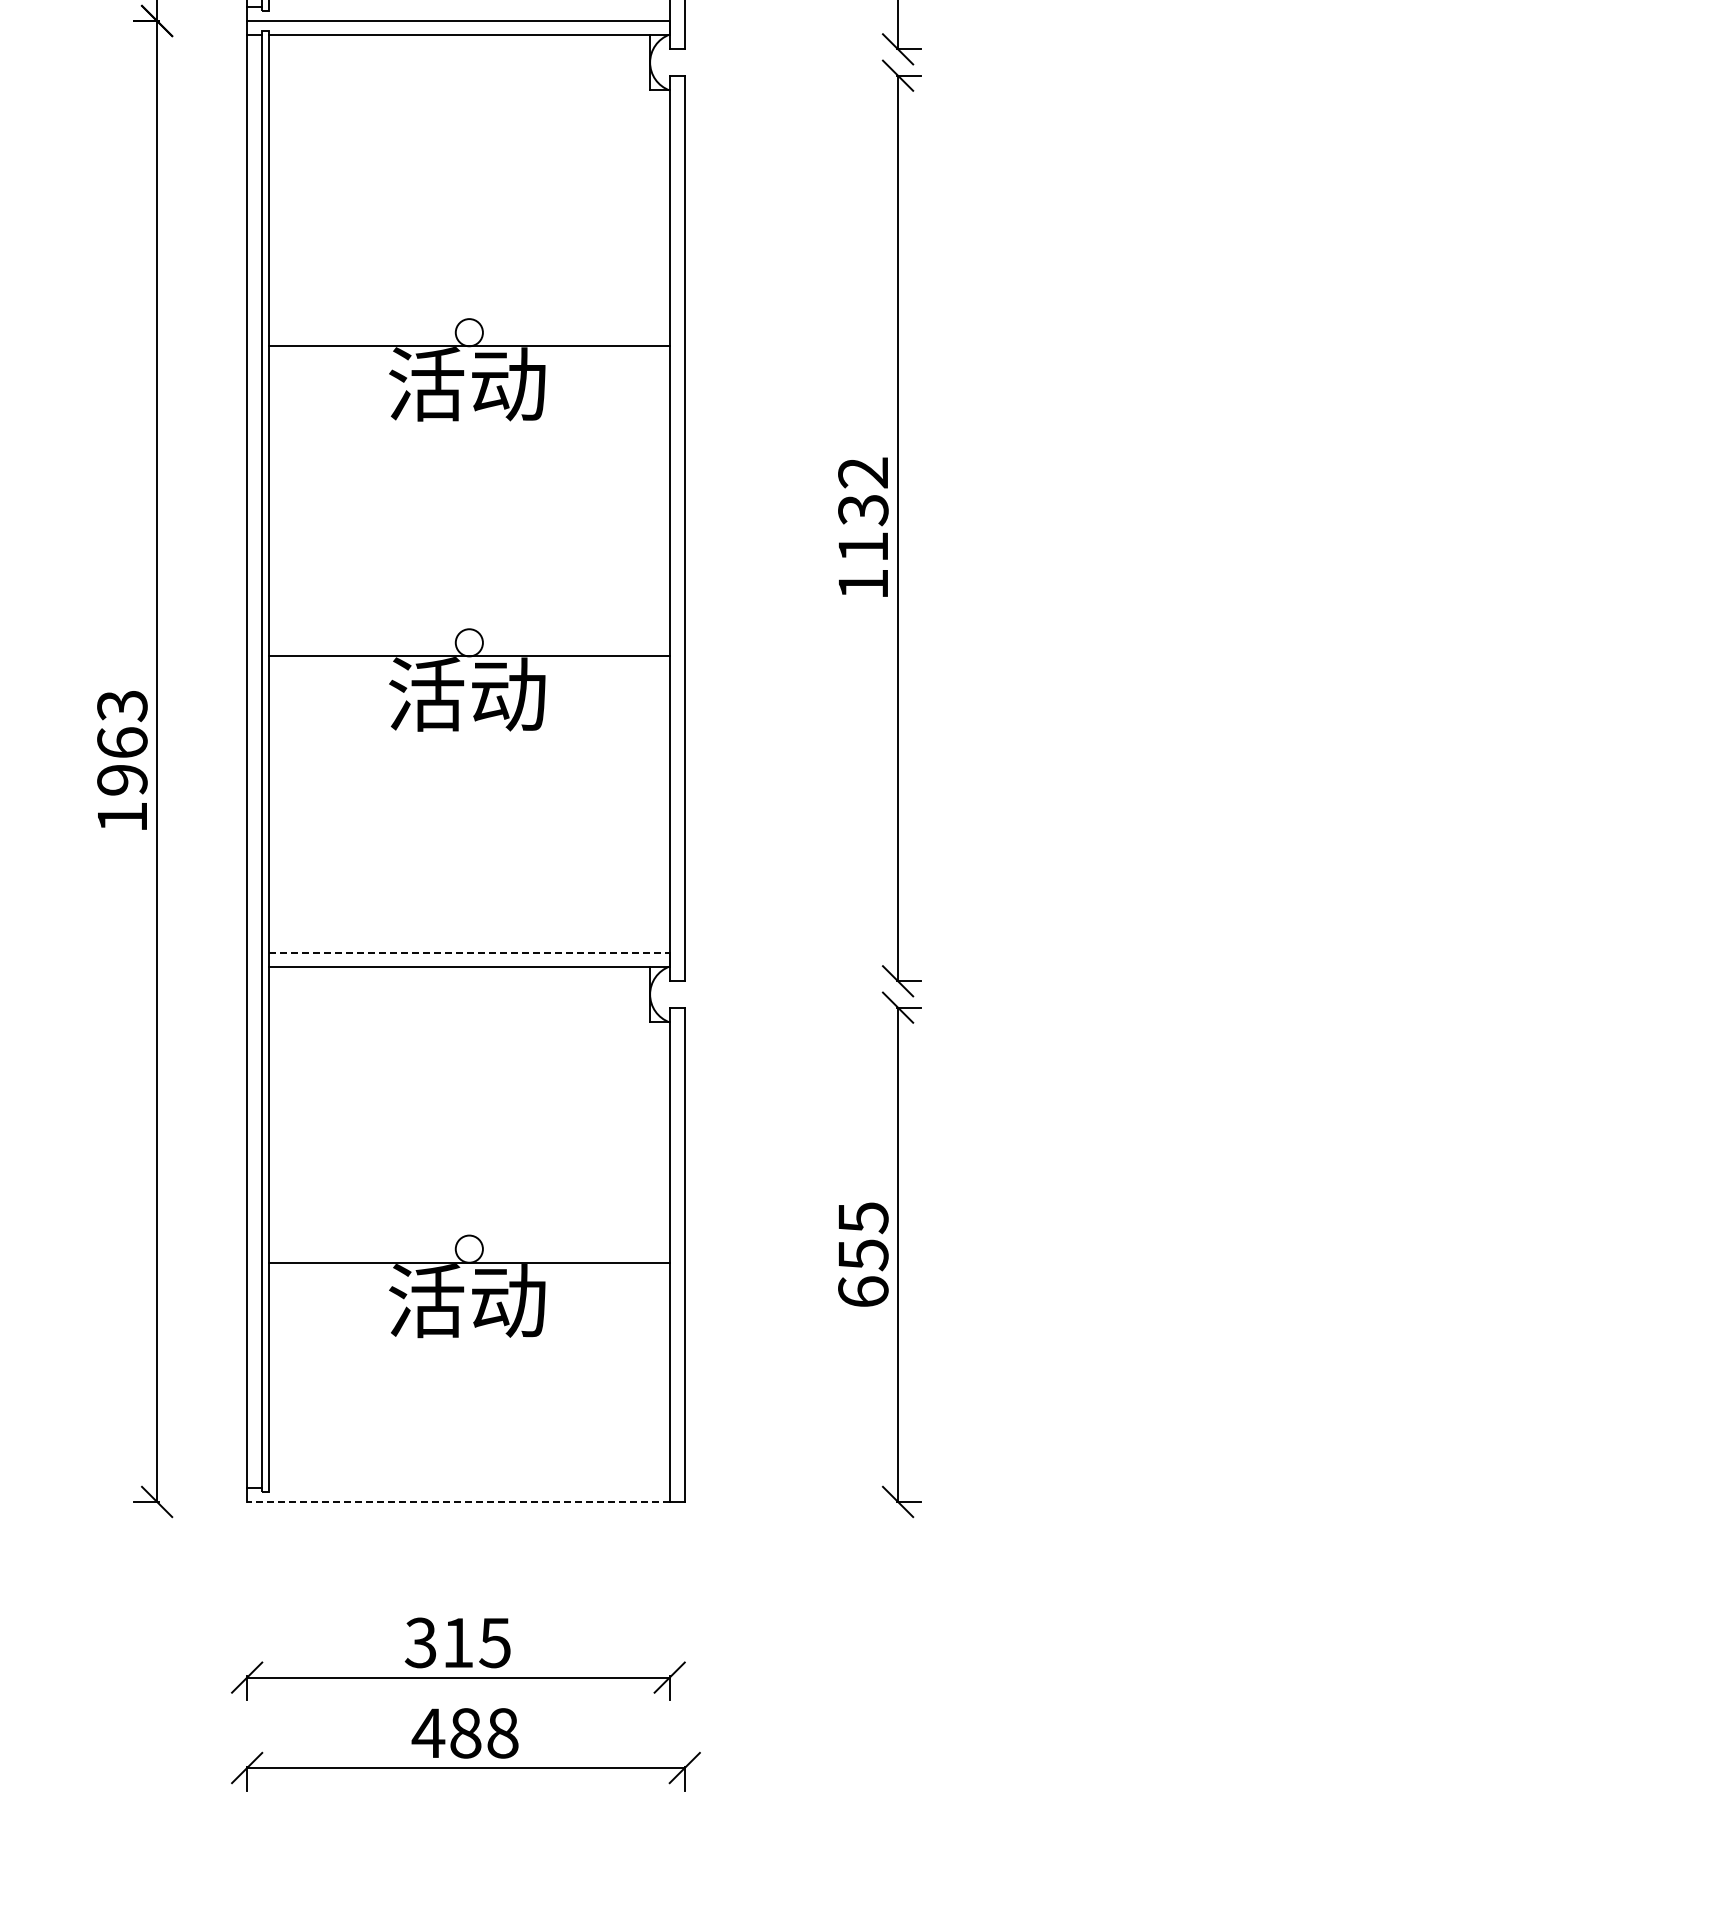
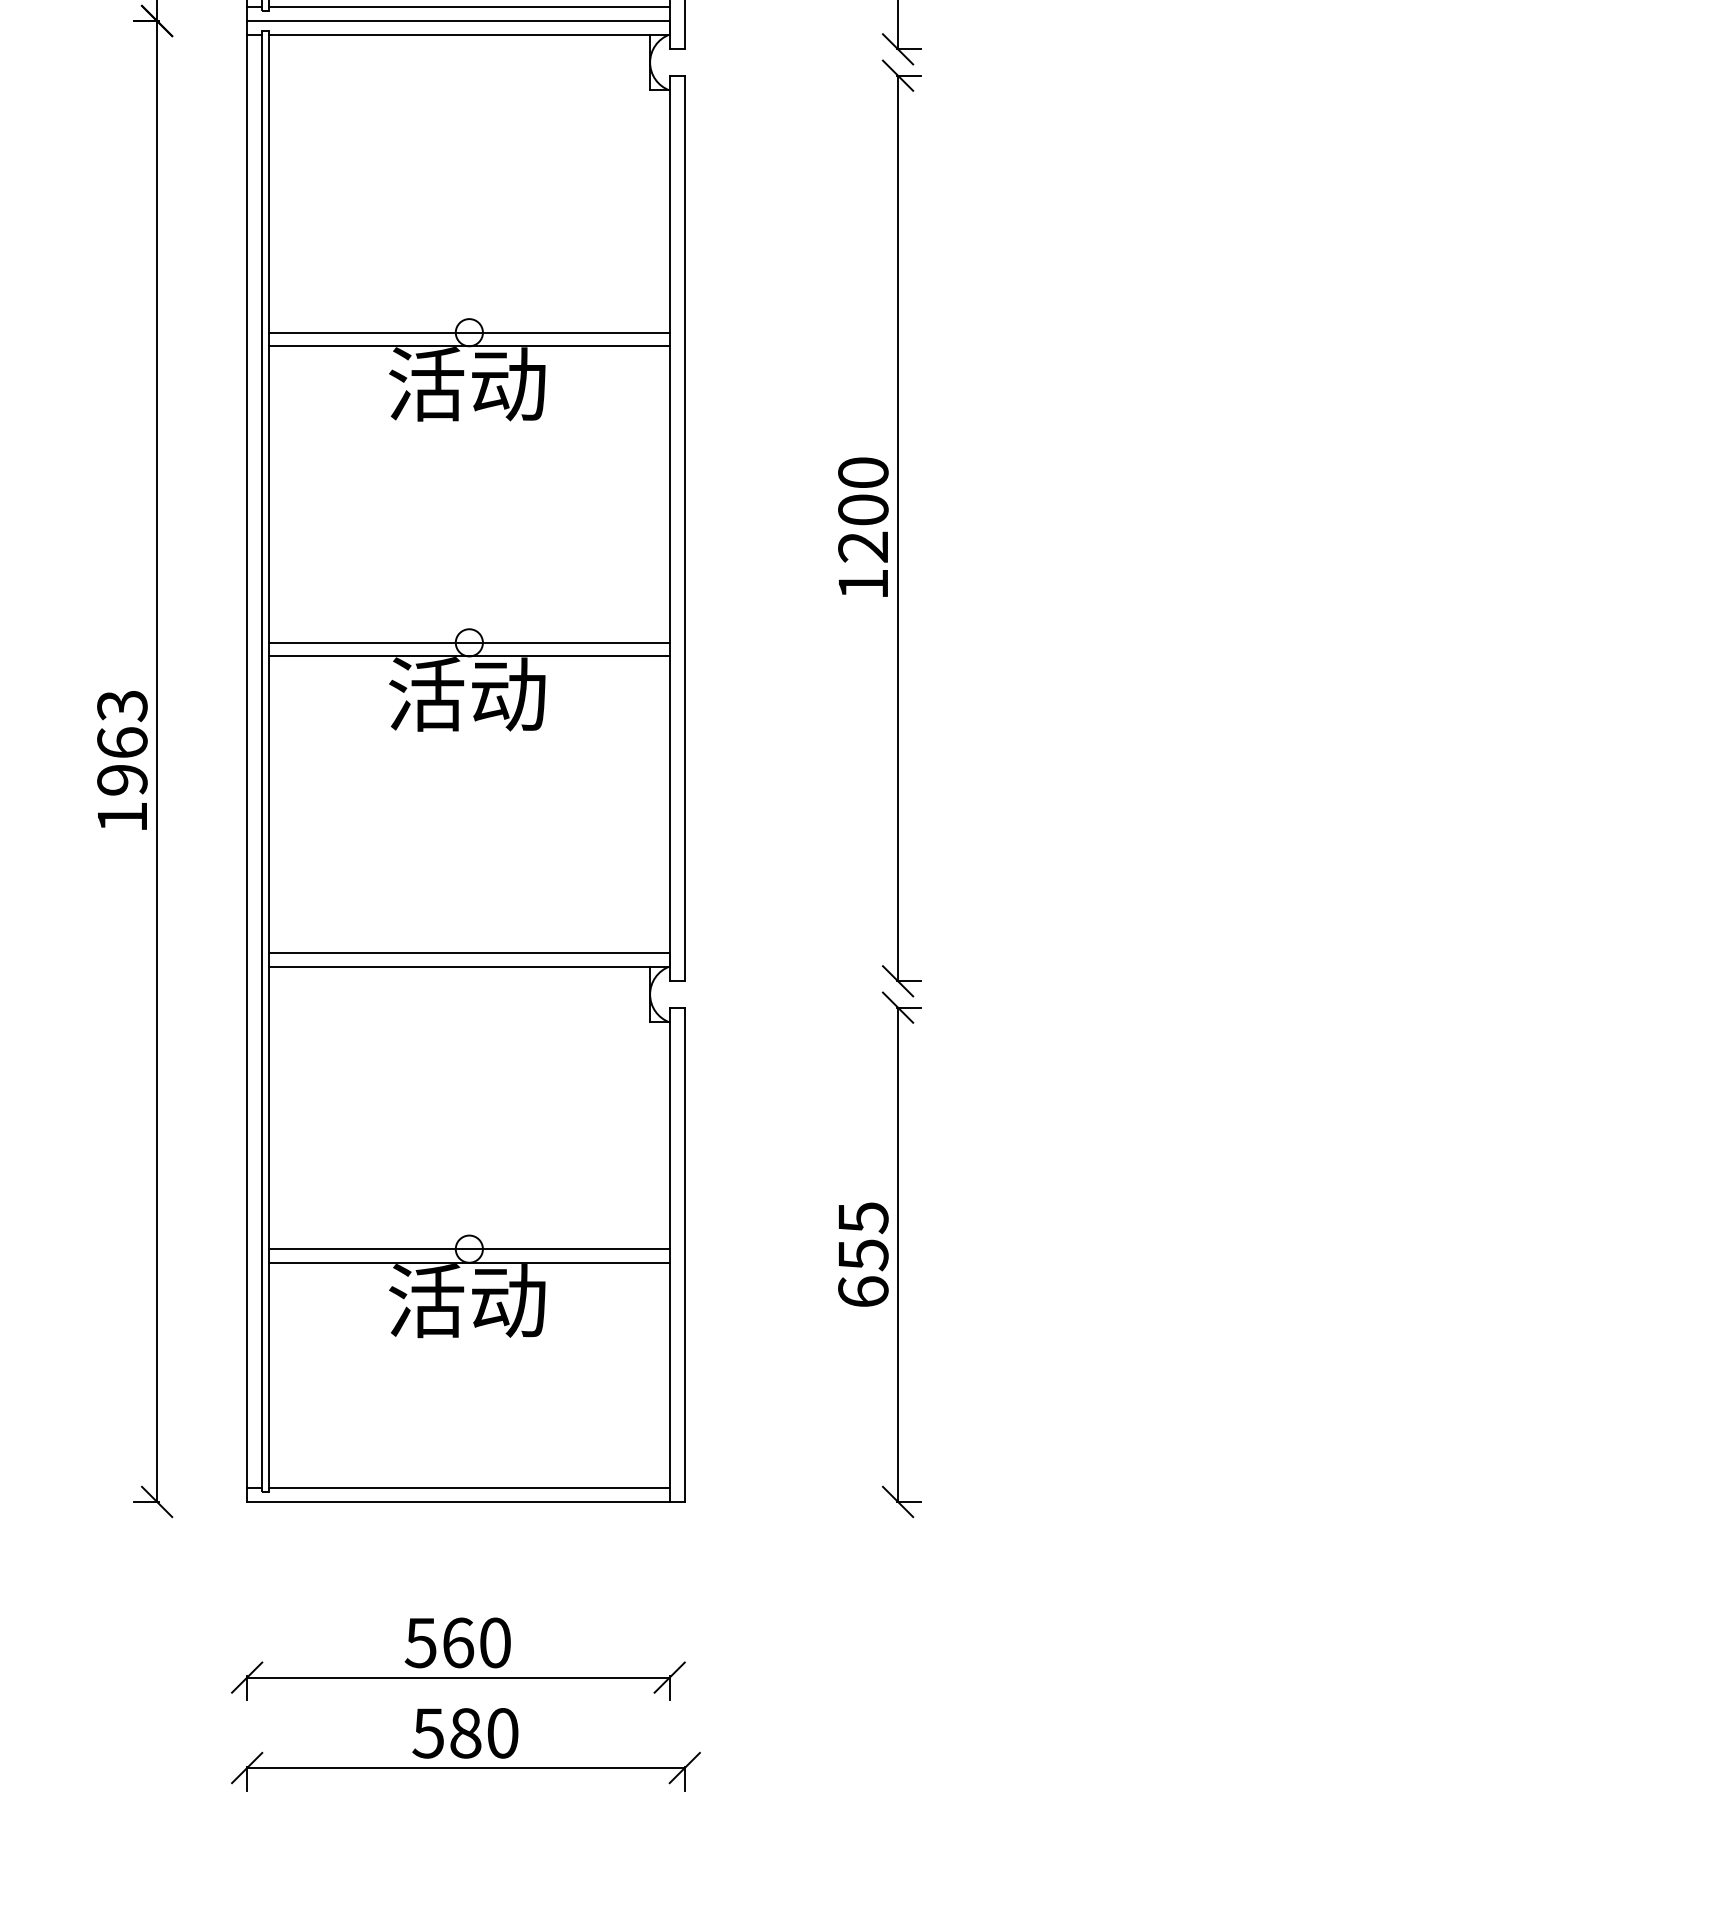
line: none -> present (469, 7)
line: none -> present (469, 332)
text: 1132 -> 1200 (863, 509)
line: none -> present (469, 642)
line: dashed -> solid (469, 952)
line: none -> present (469, 1249)
line: none -> present (469, 1488)
line: dashed -> solid (457, 1501)
text: 315 -> 560 (457, 1642)
text: 488 -> 580 (464, 1733)
